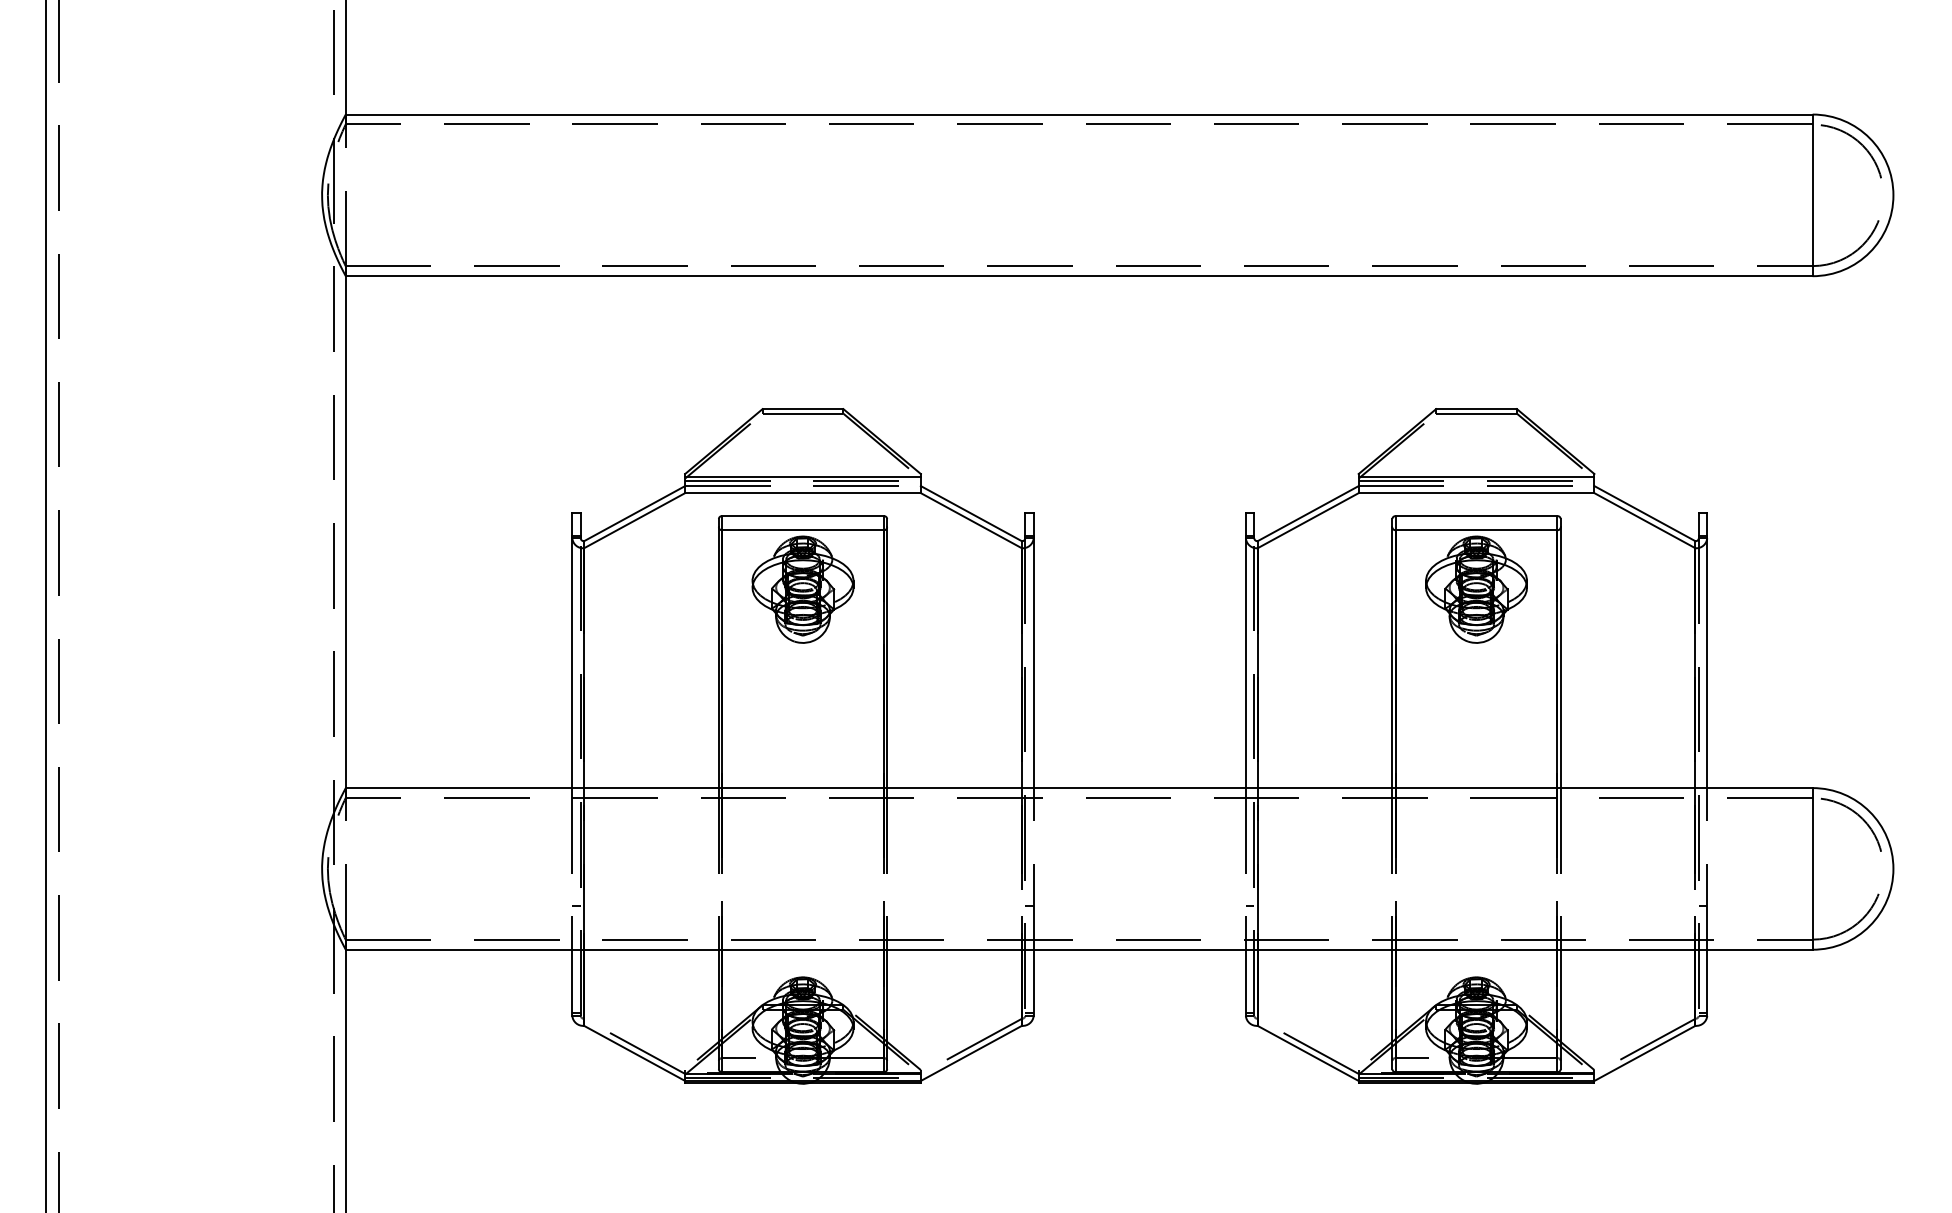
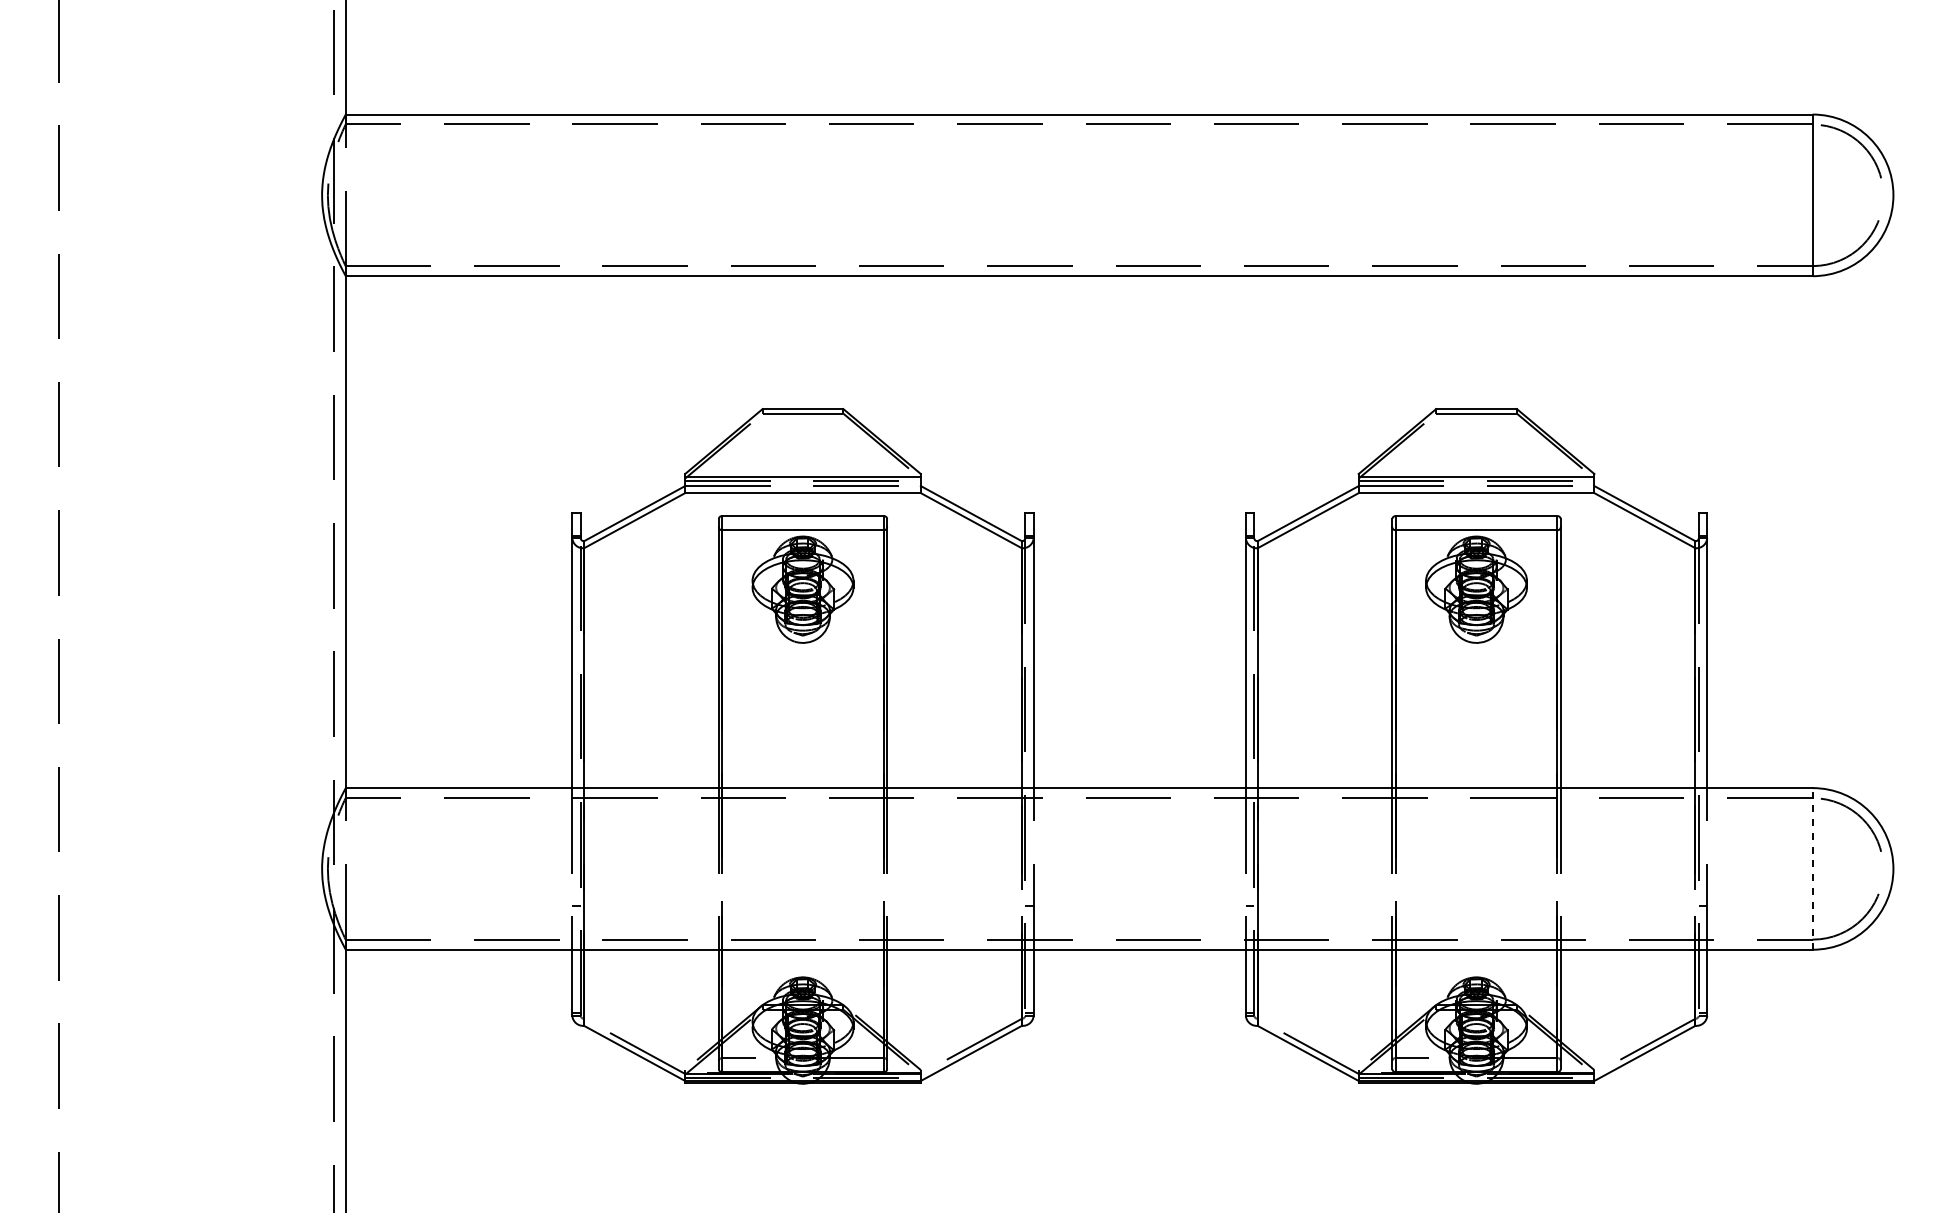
line: present -> none (46, 605)
line: solid -> dashed (1812, 868)
